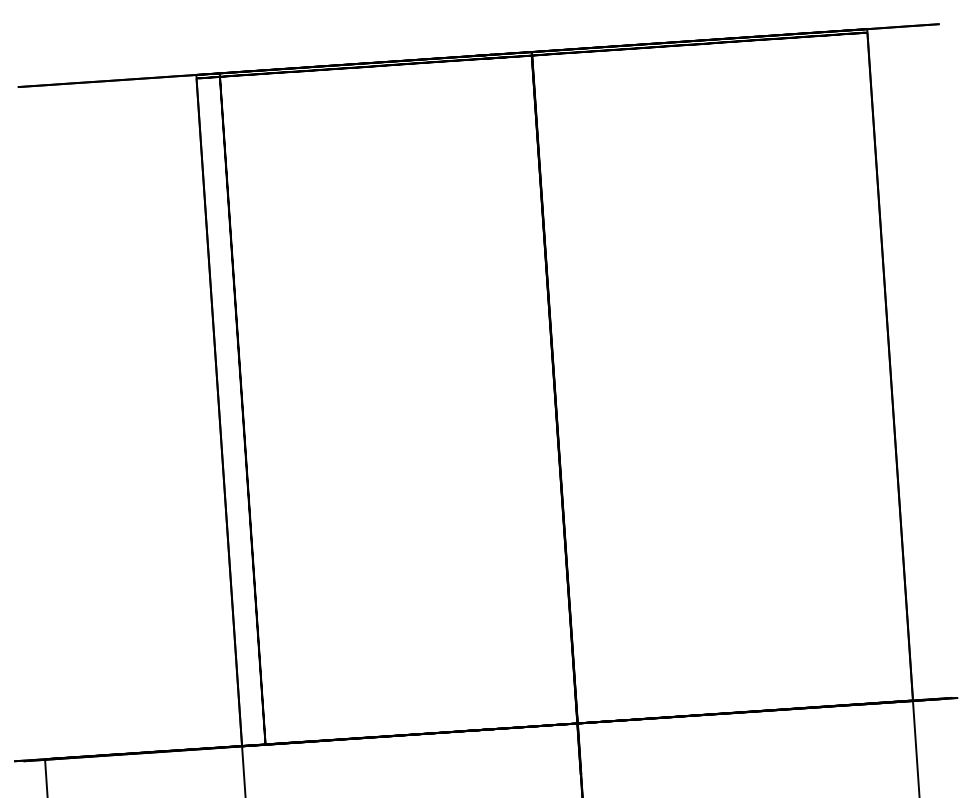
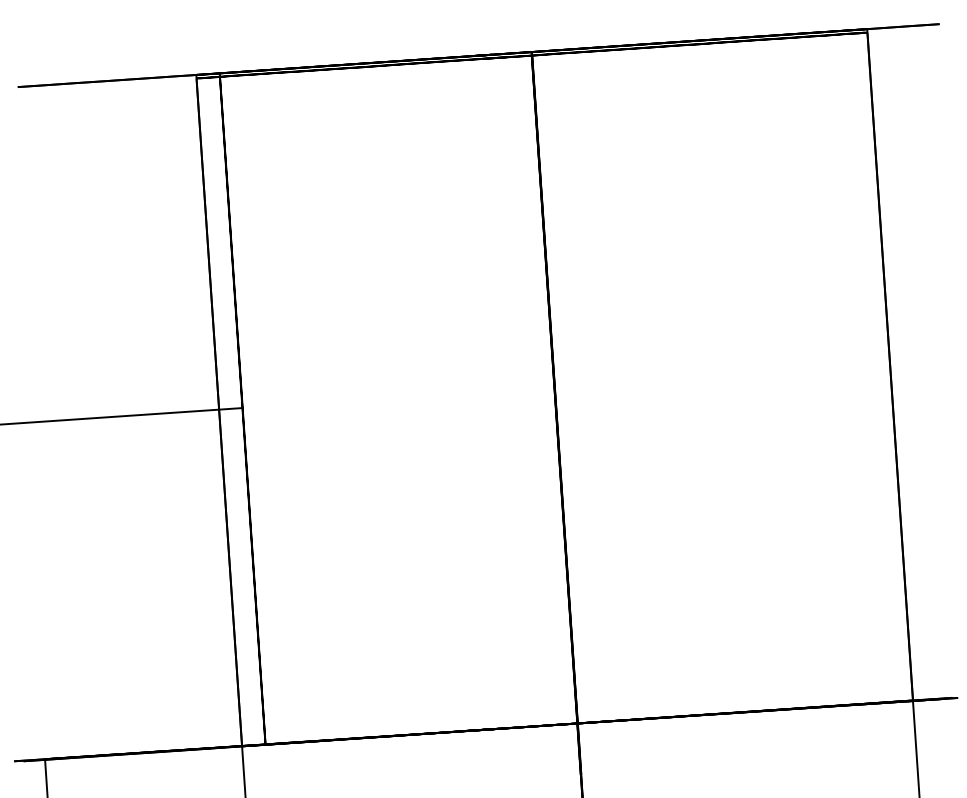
line: none -> present (122, 416)
